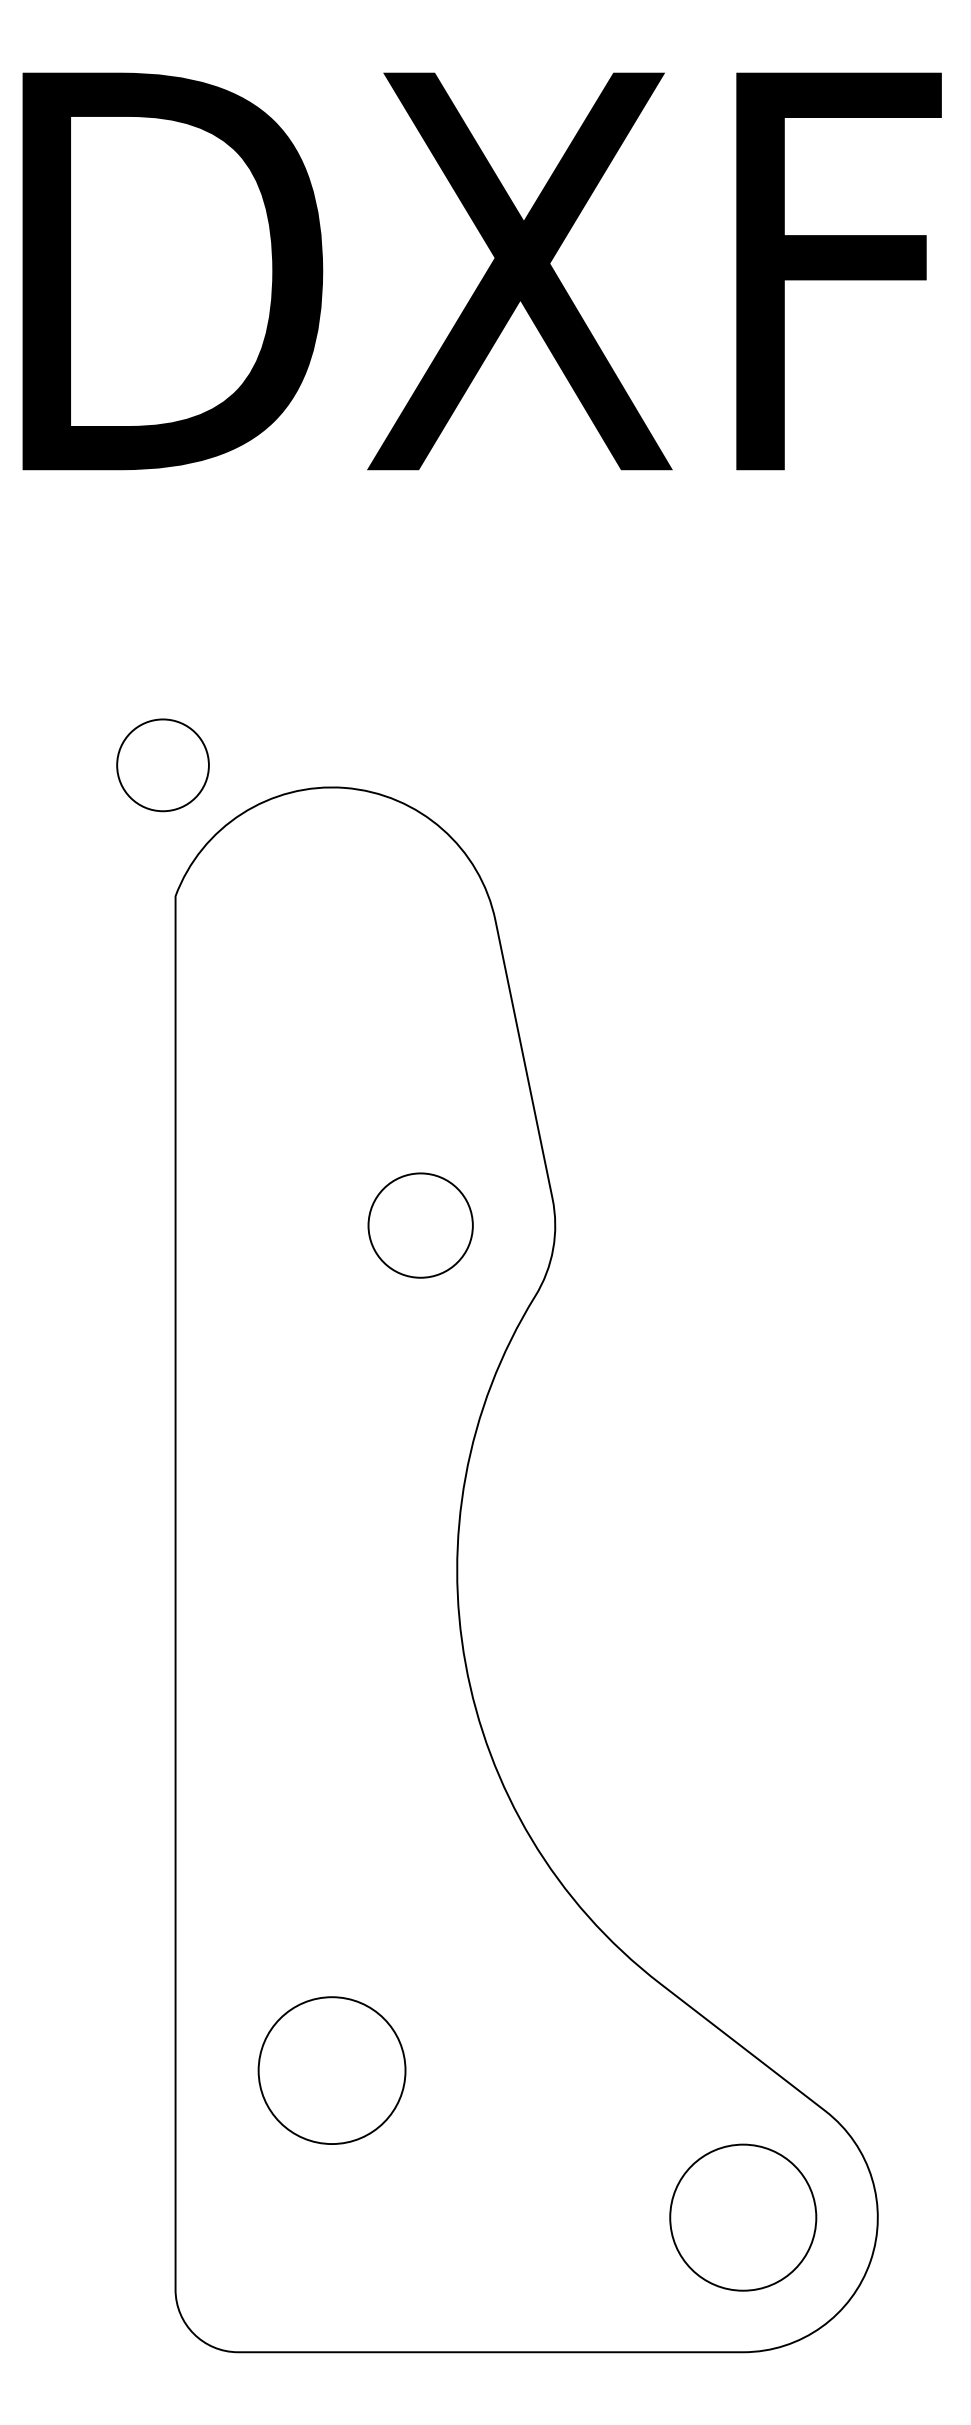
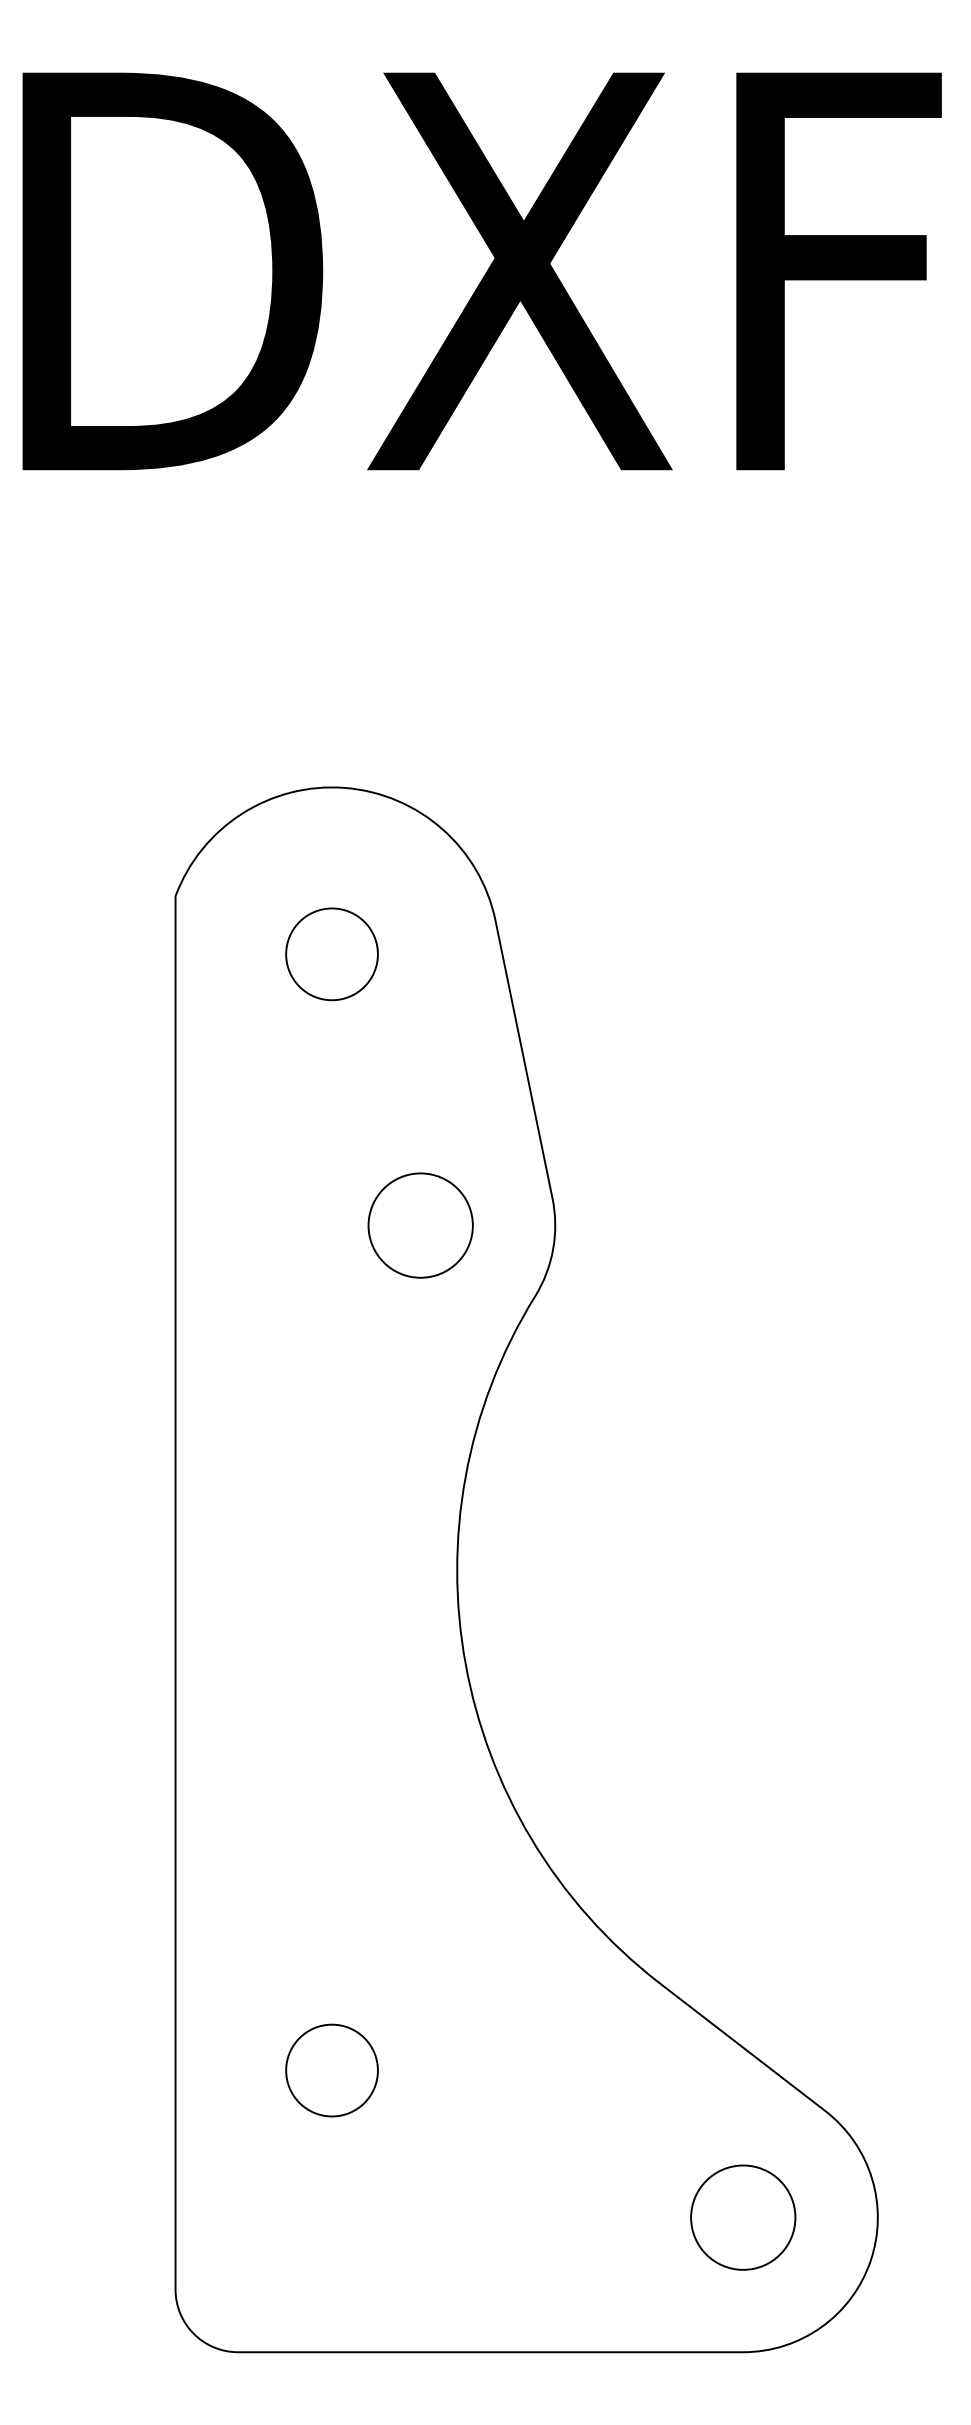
circle position: (162, 765) -> (331, 954) (331, 954)
circle size: 150x149 px -> 94x95 px (331, 2070)
circle diameter: 146 px -> 104 px (743, 2217)
